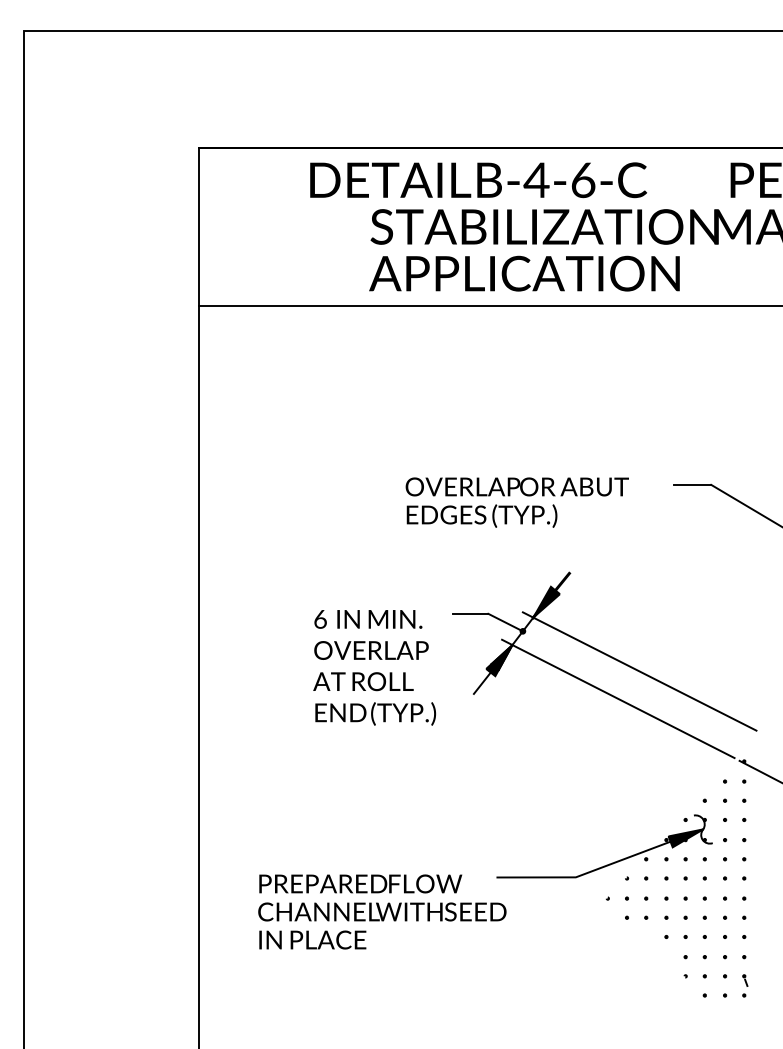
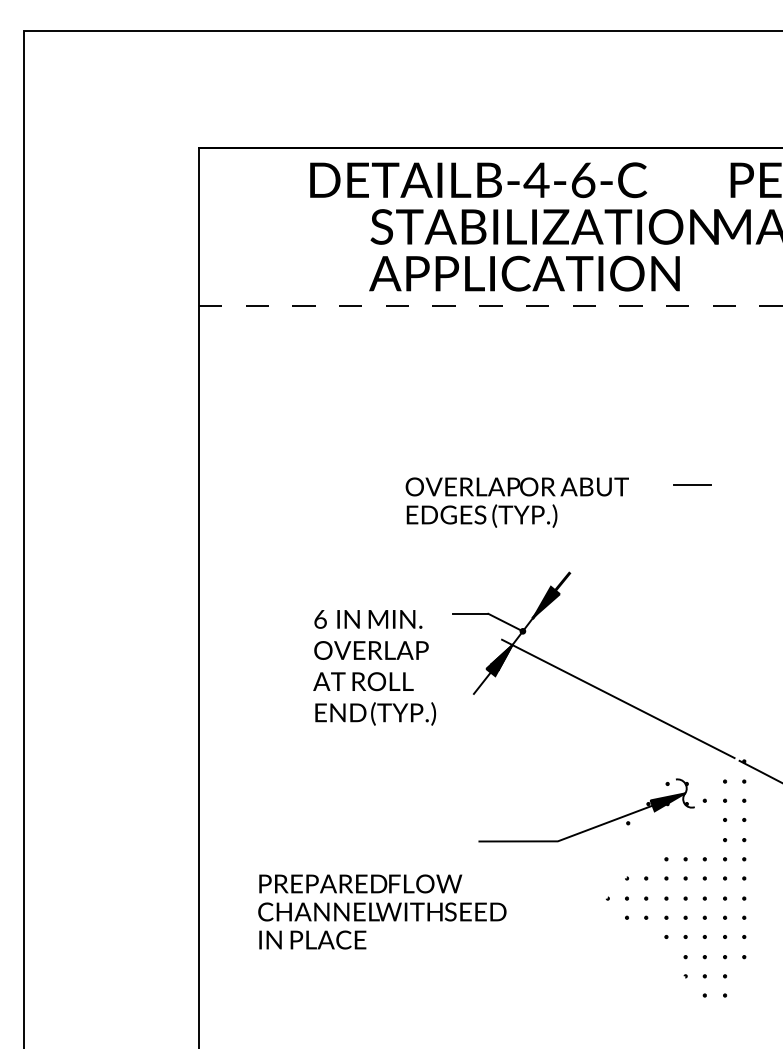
line: solid -> dashed (490, 305)
line: present -> none (745, 504)
line: present -> none (639, 671)
part position: (609, 863) -> (591, 827) (591, 827)
part: present -> none (745, 985)
